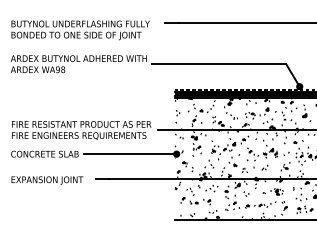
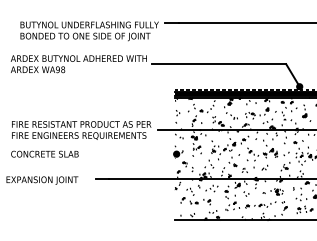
text position: (80, 30) -> (89, 31) (89, 31)
line: present -> none (129, 154)
text position: (47, 180) -> (42, 180) (42, 180)
